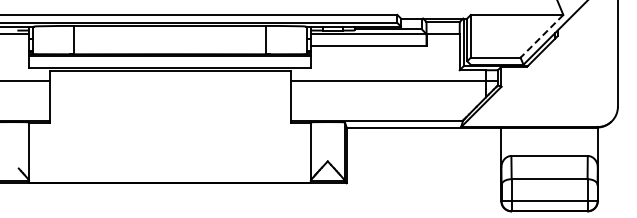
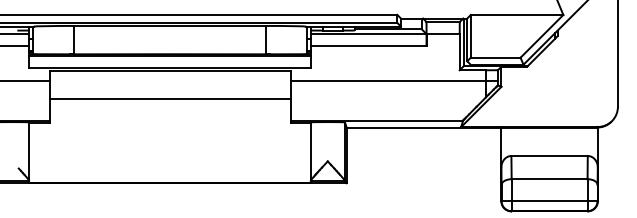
line: dashed -> solid (541, 36)
line: none -> present (15, 46)
line: none -> present (169, 98)
